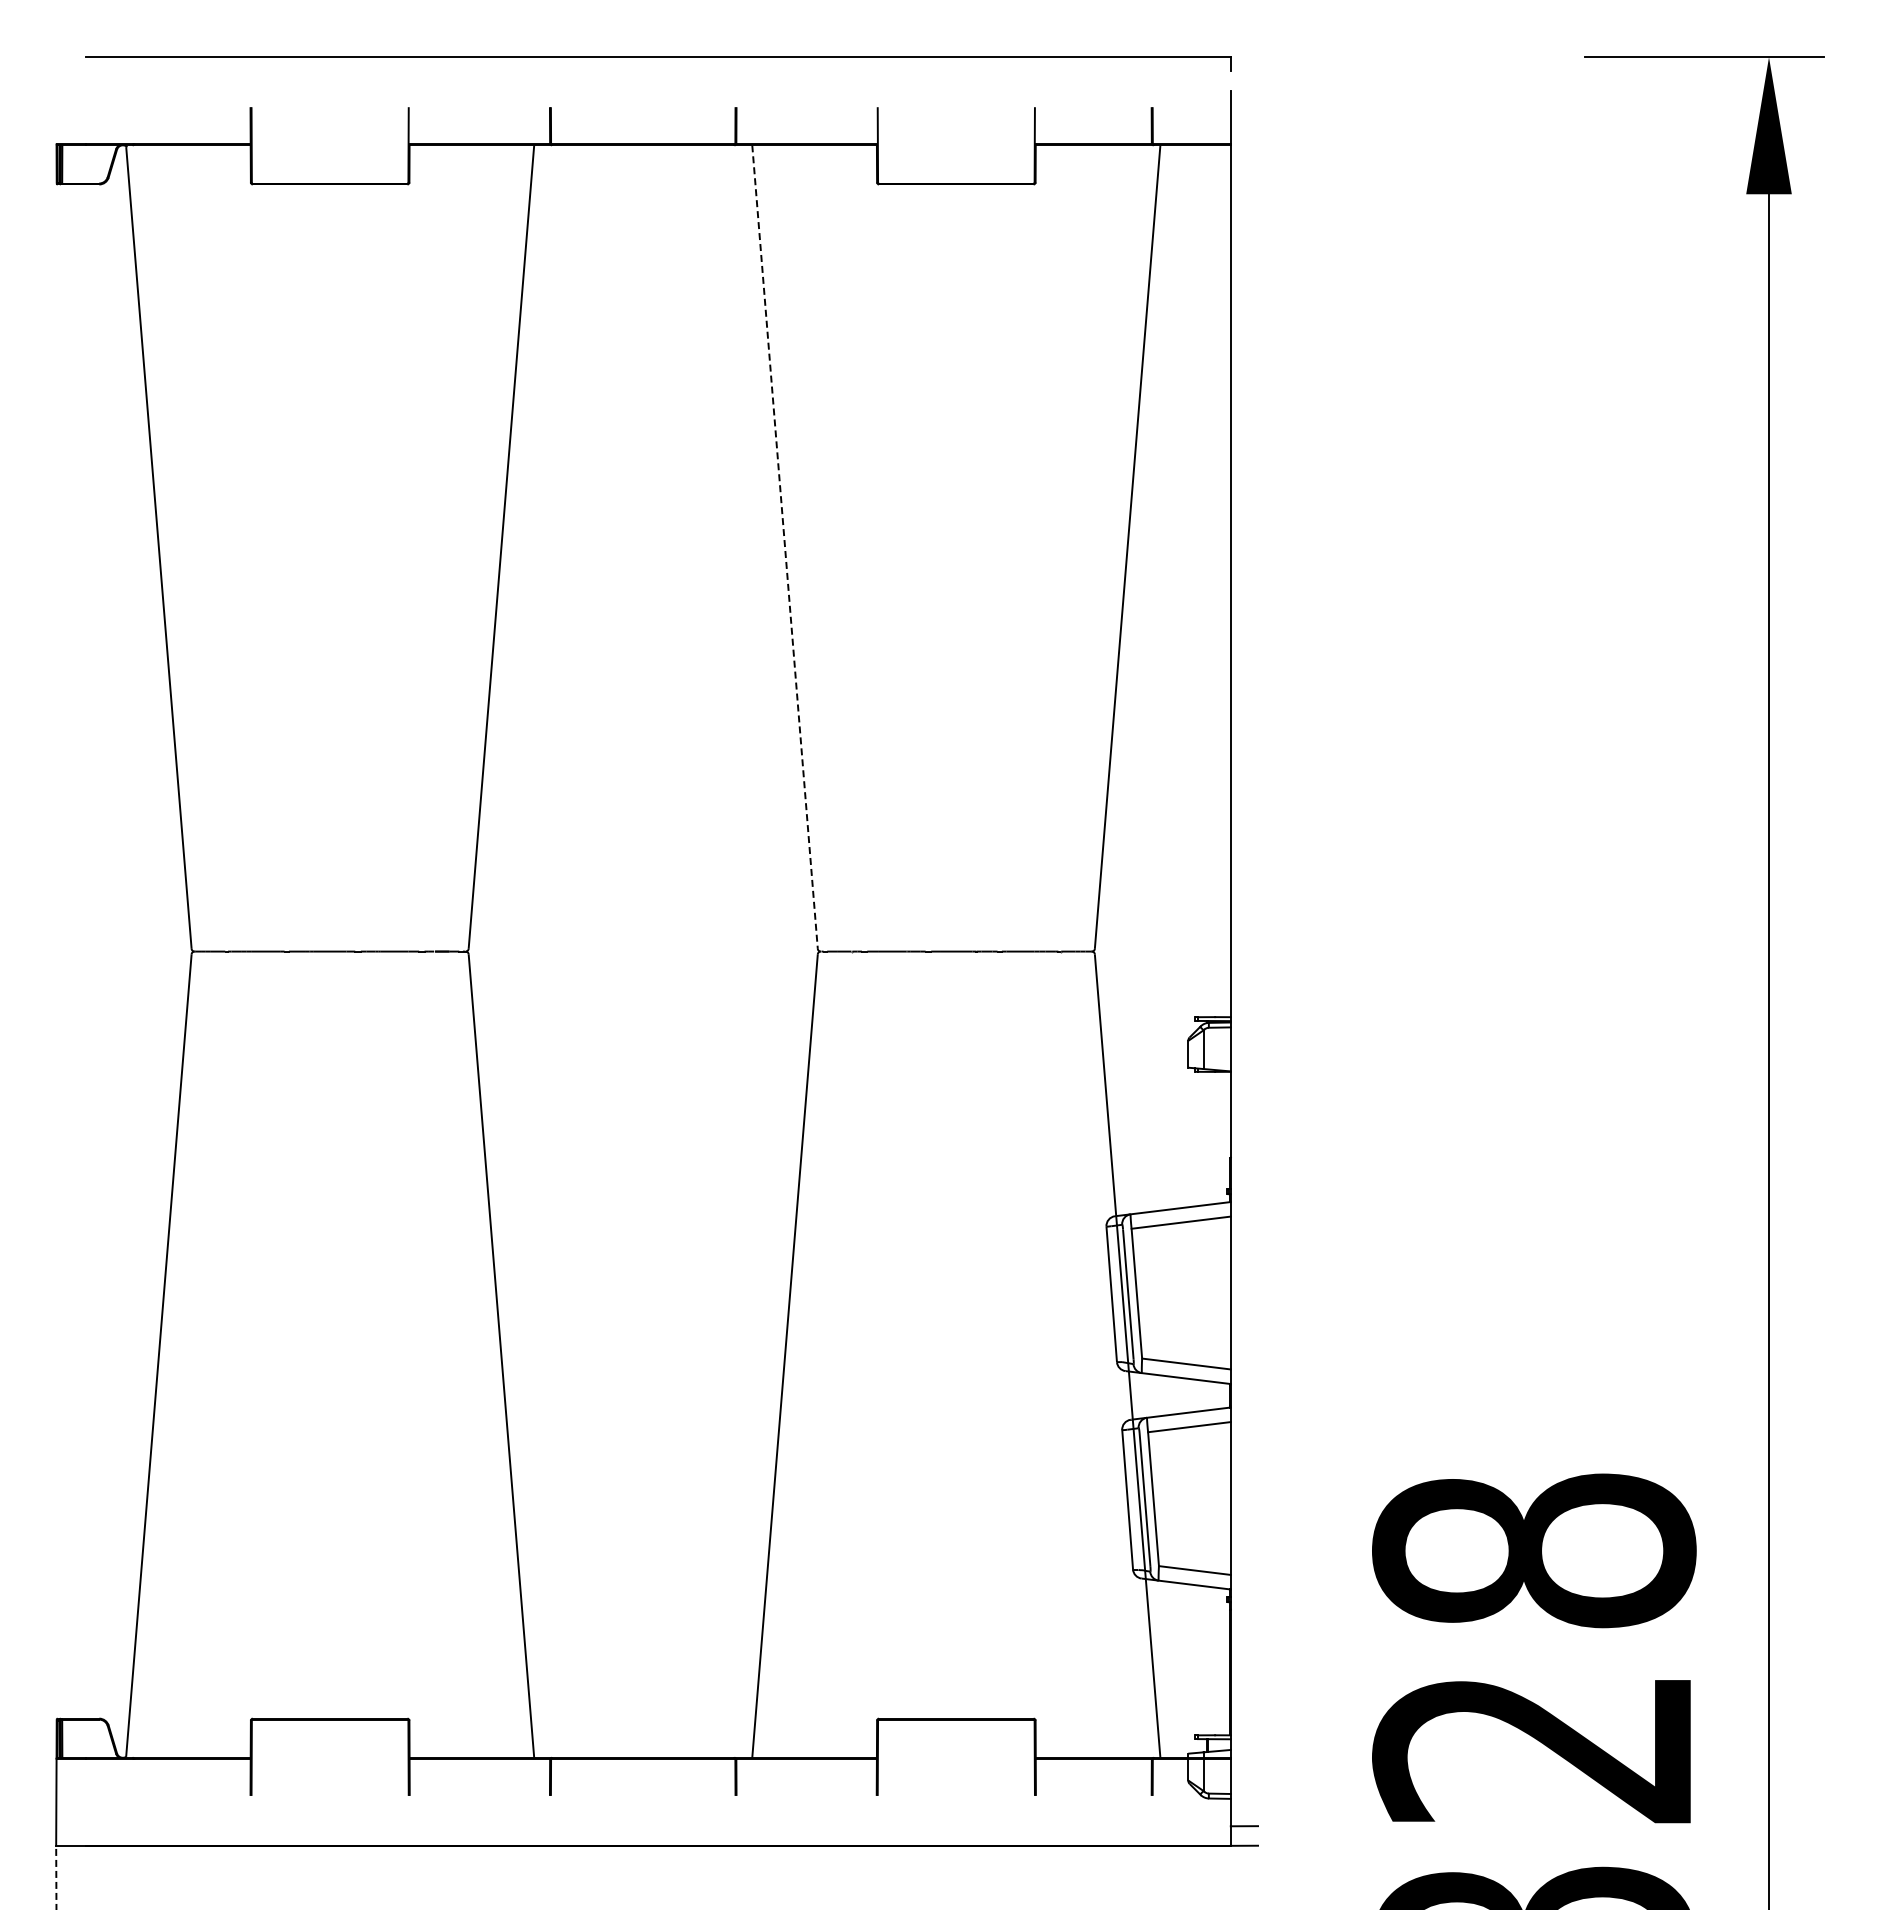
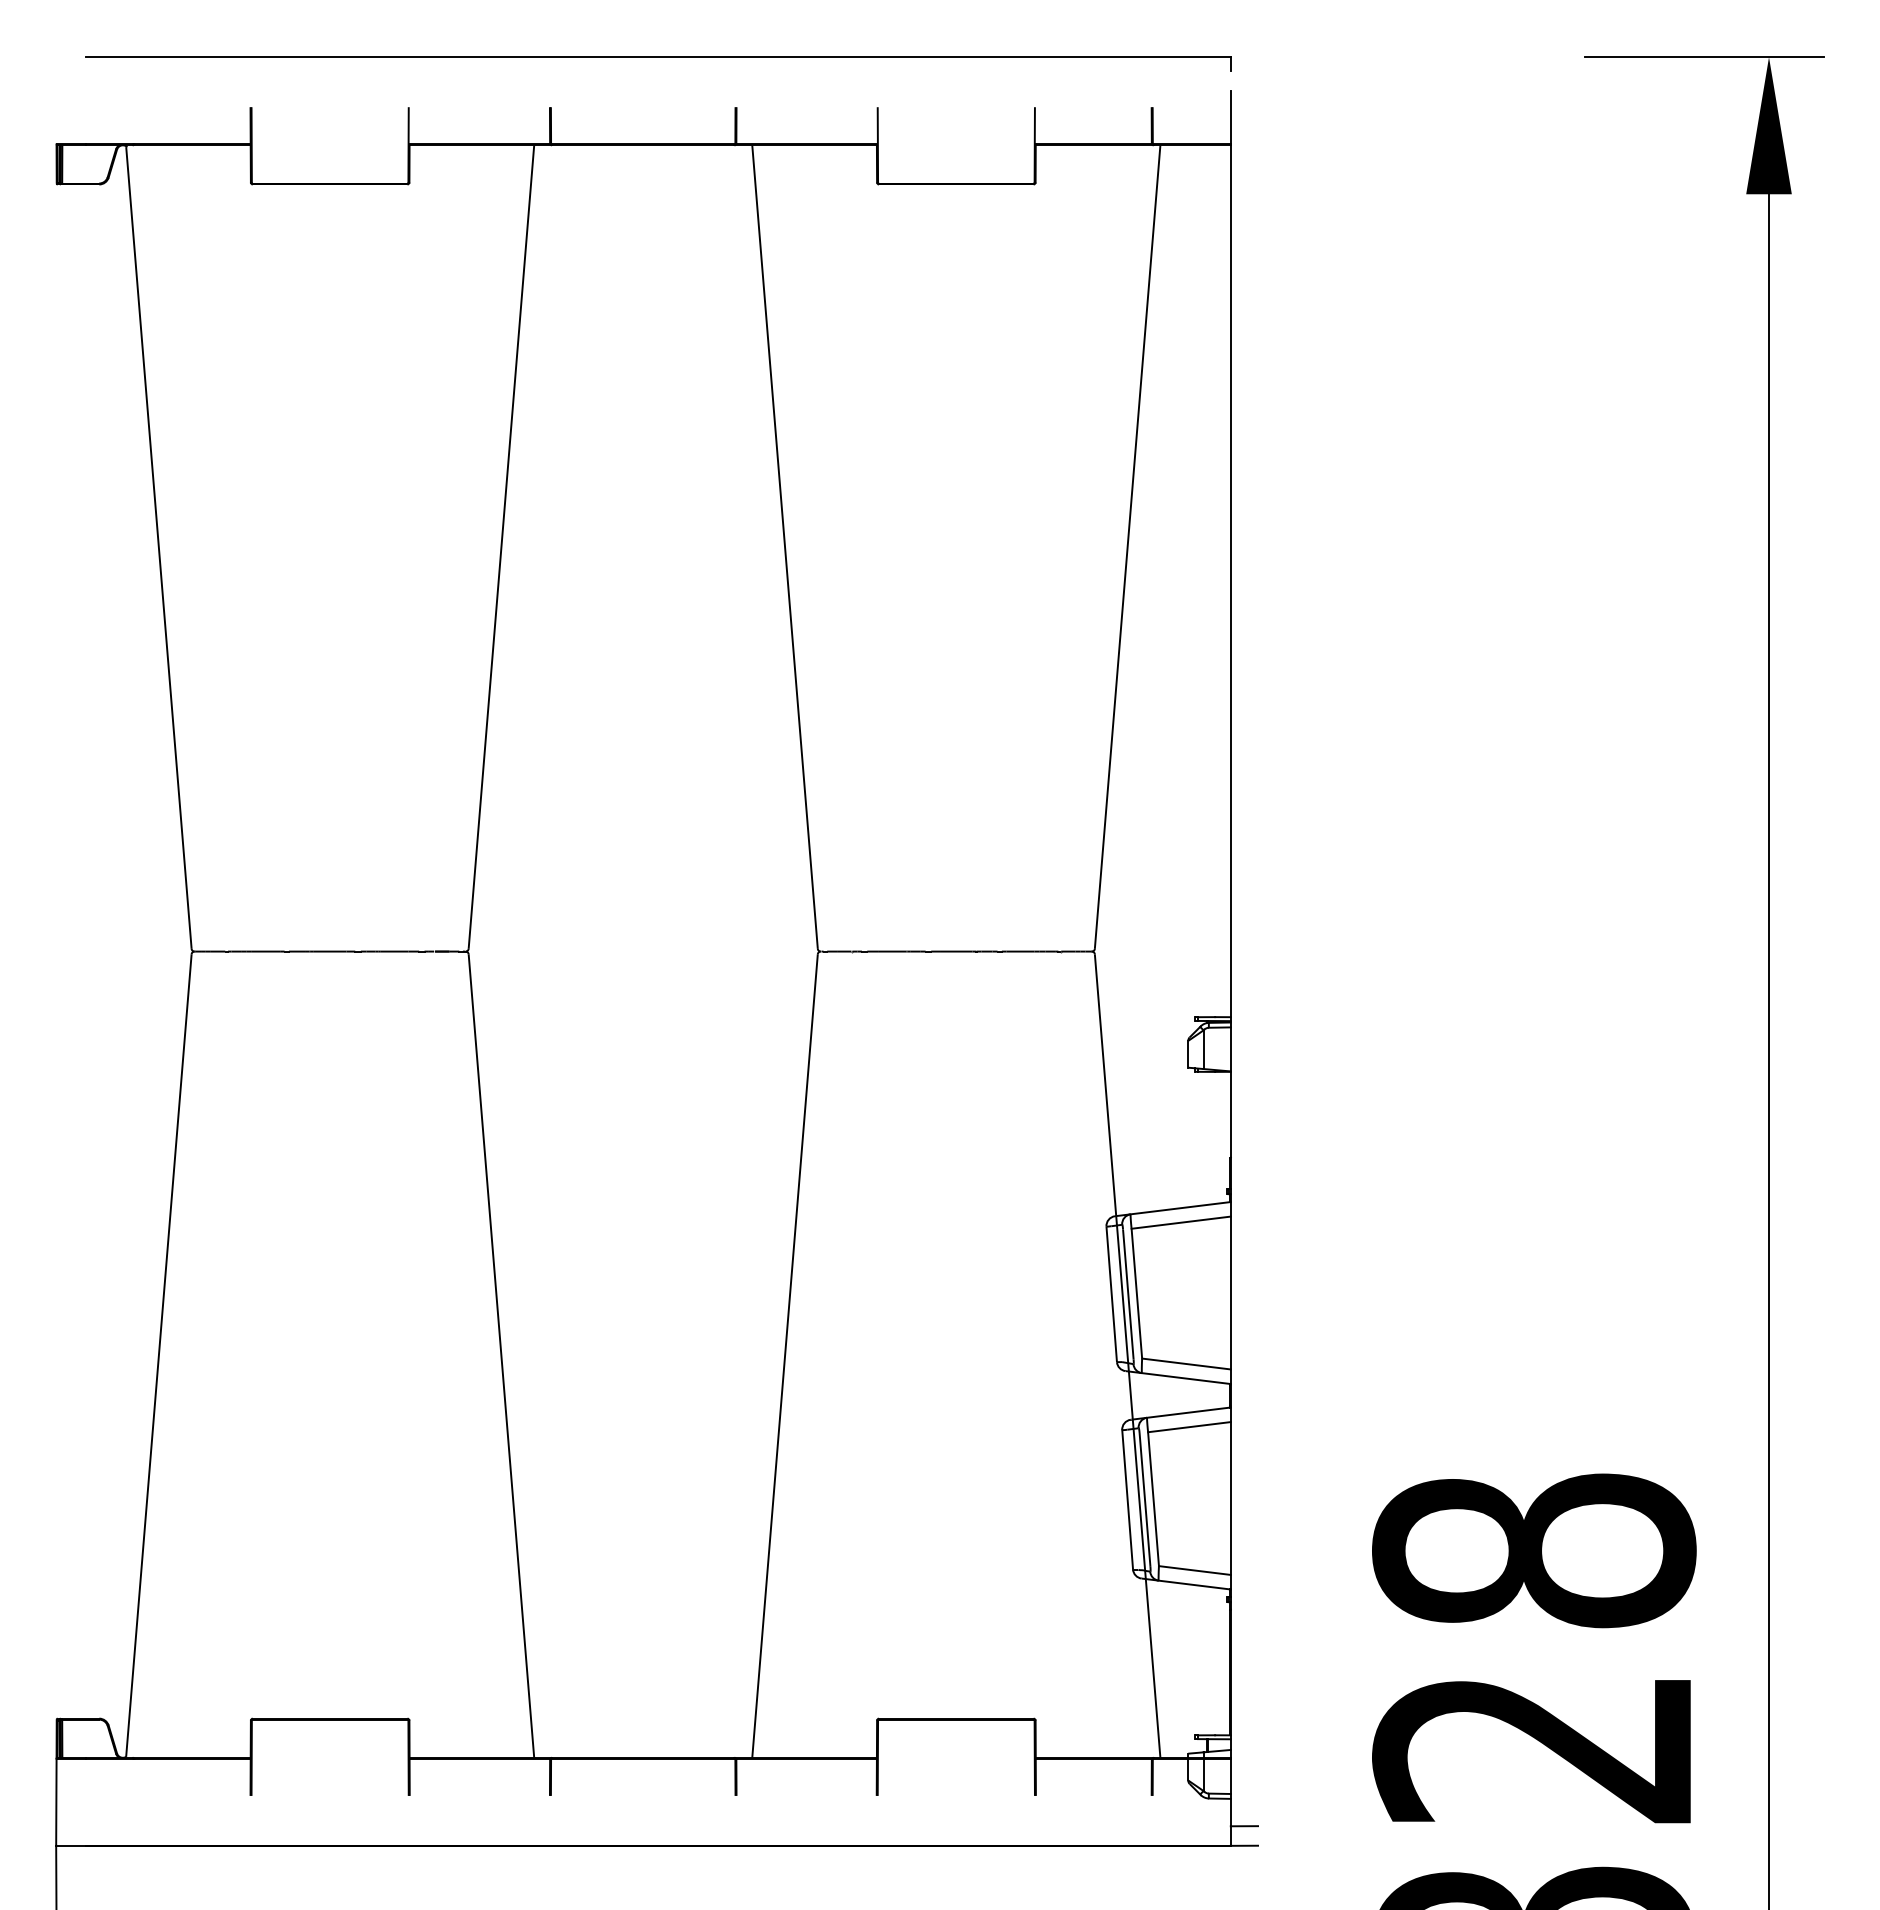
line: dashed -> solid (785, 546)
line: dashed -> solid (56, 1877)
